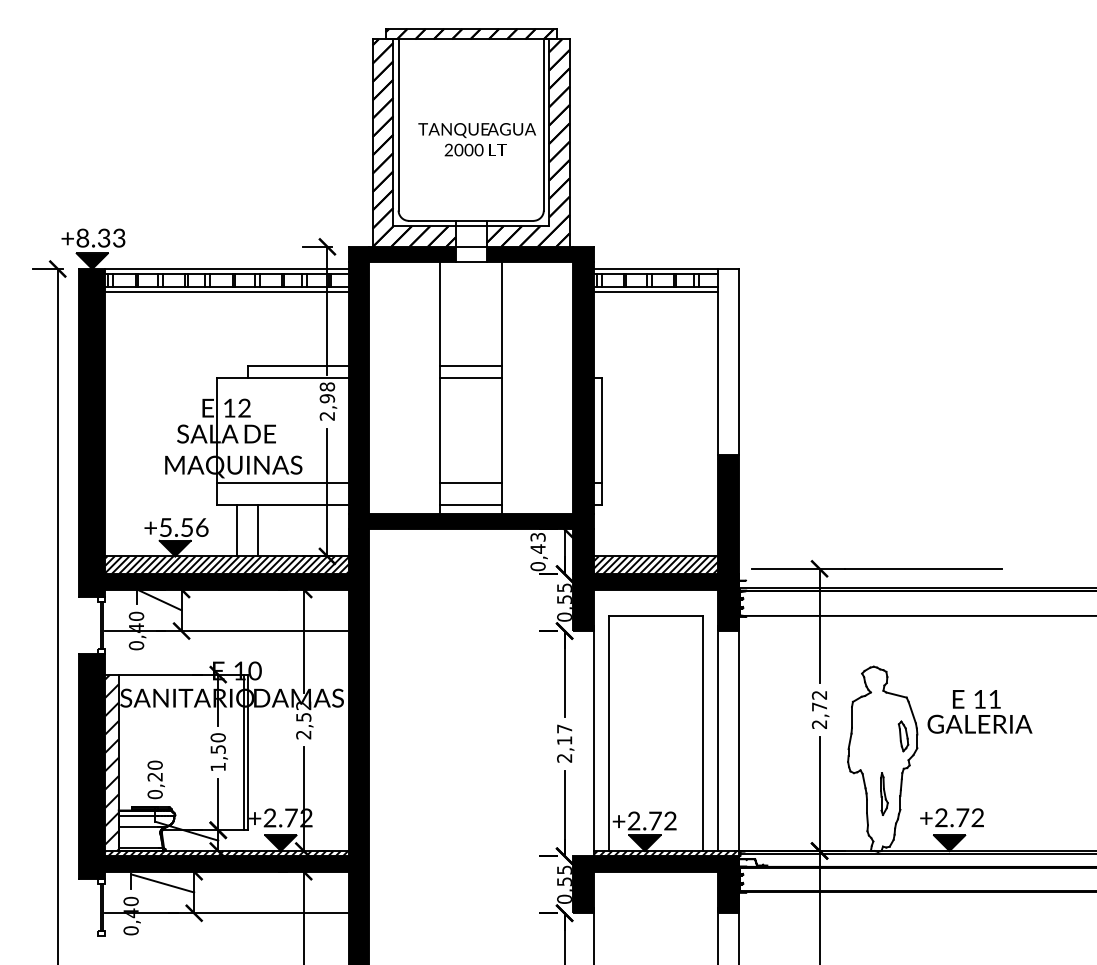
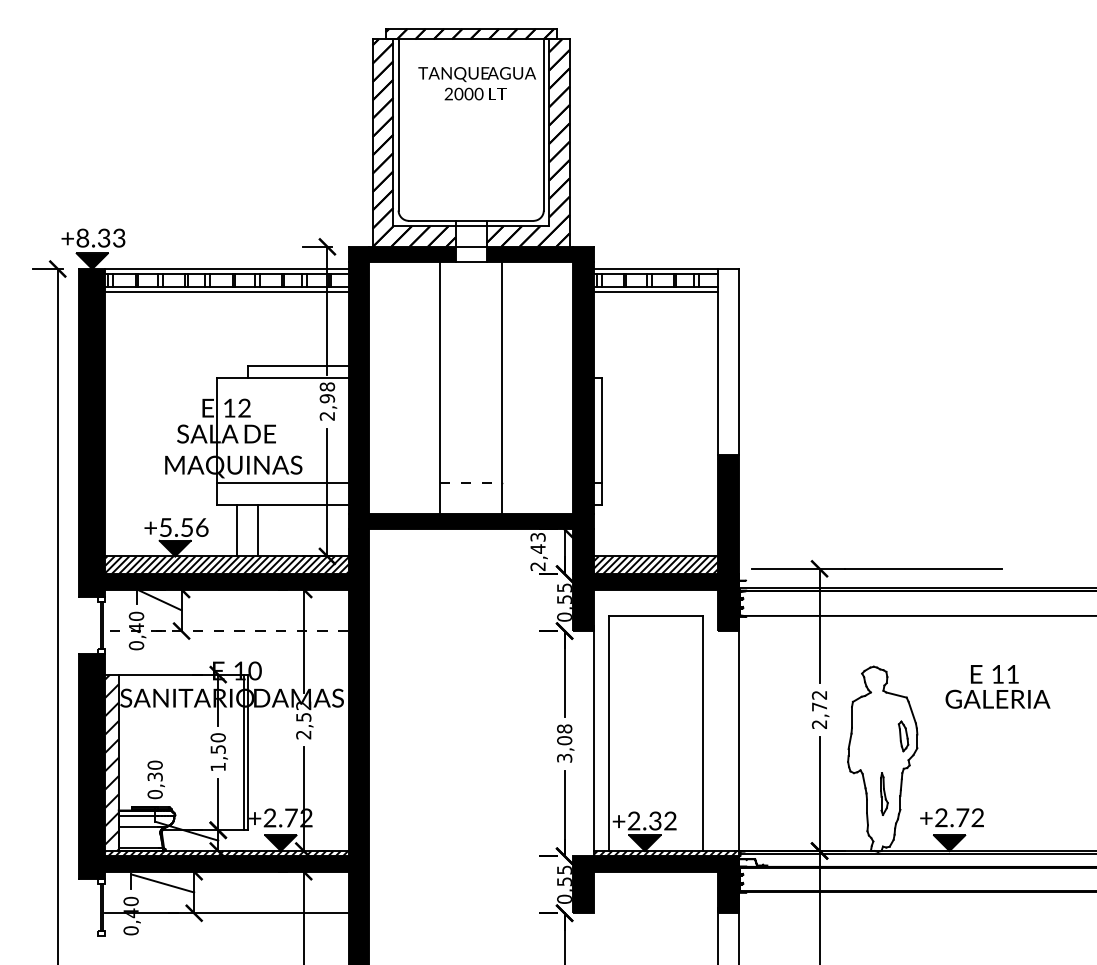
text position: (476, 139) -> (476, 83) (476, 83)
line: present -> none (471, 366)
line: present -> none (471, 378)
line: solid -> dashed (471, 483)
line: present -> none (471, 504)
text: 0,43 -> 2,43 (537, 566)
line: solid -> dashed (226, 631)
text position: (979, 711) -> (997, 686) (997, 686)
line: present -> none (718, 737)
text: 2,17 -> 3,08 (564, 743)
text: 0,20 -> 0,30 (155, 776)
text: +2.72 -> +2.32 (655, 820)
line: present -> none (593, 934)
